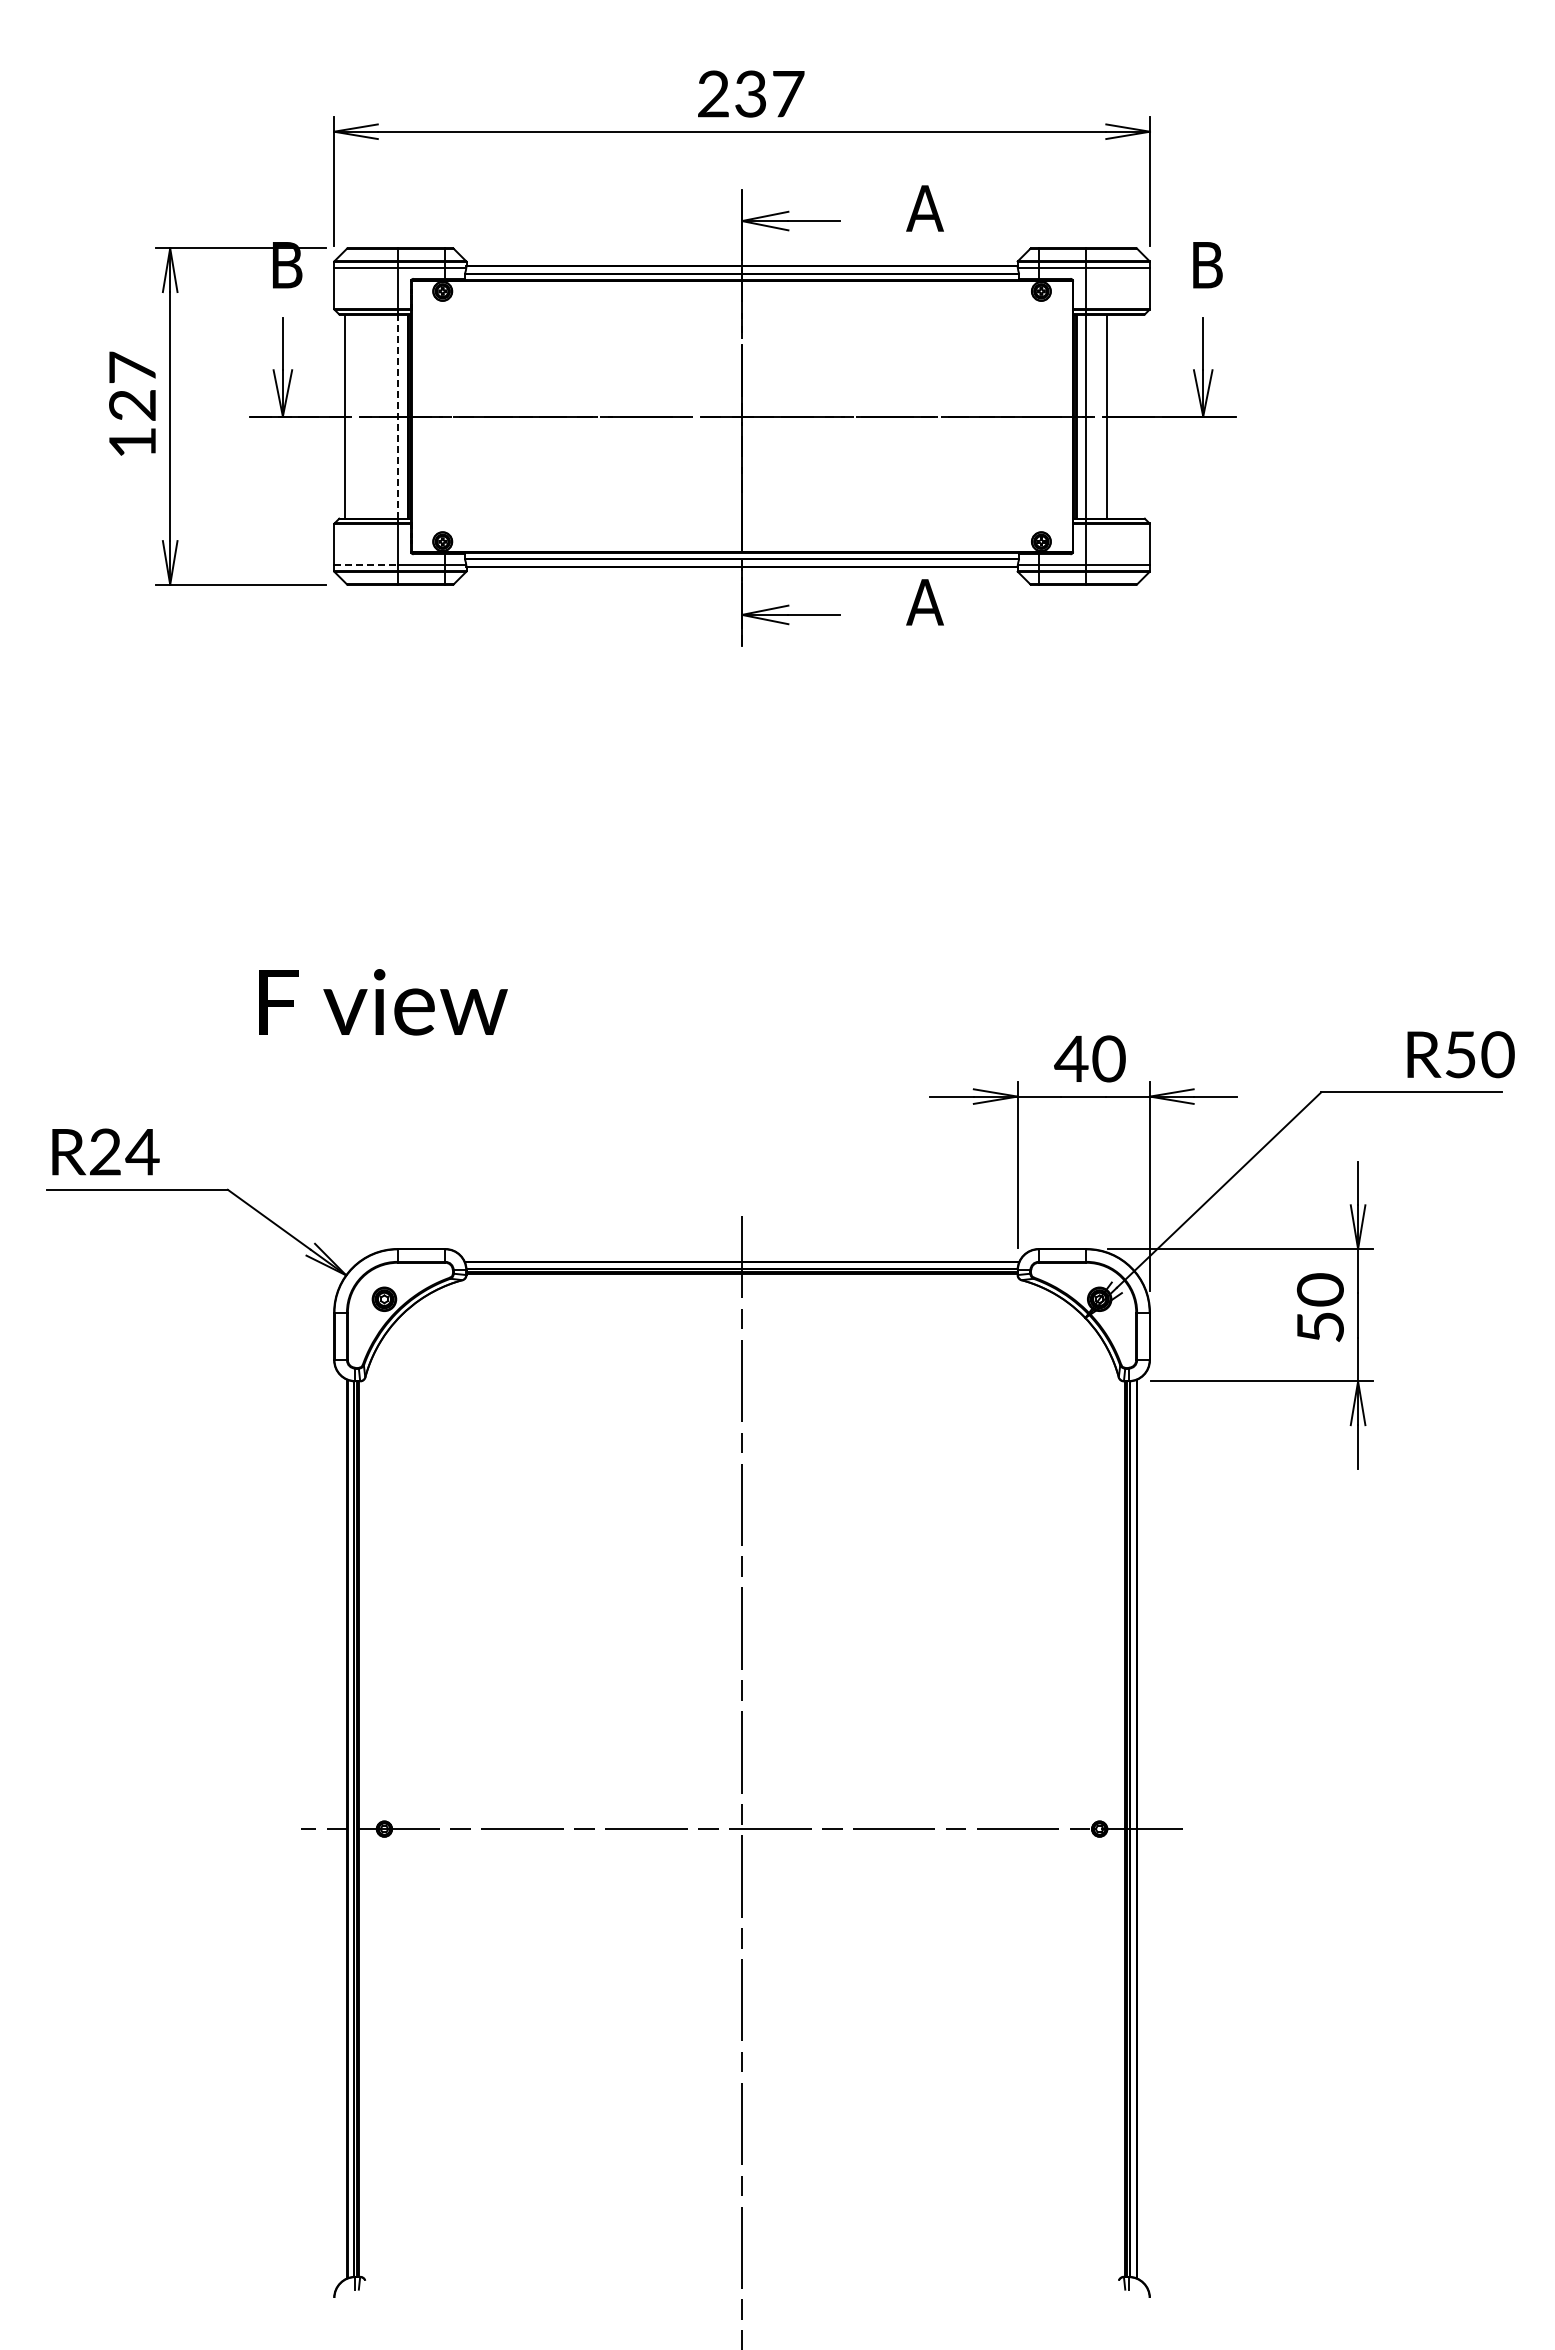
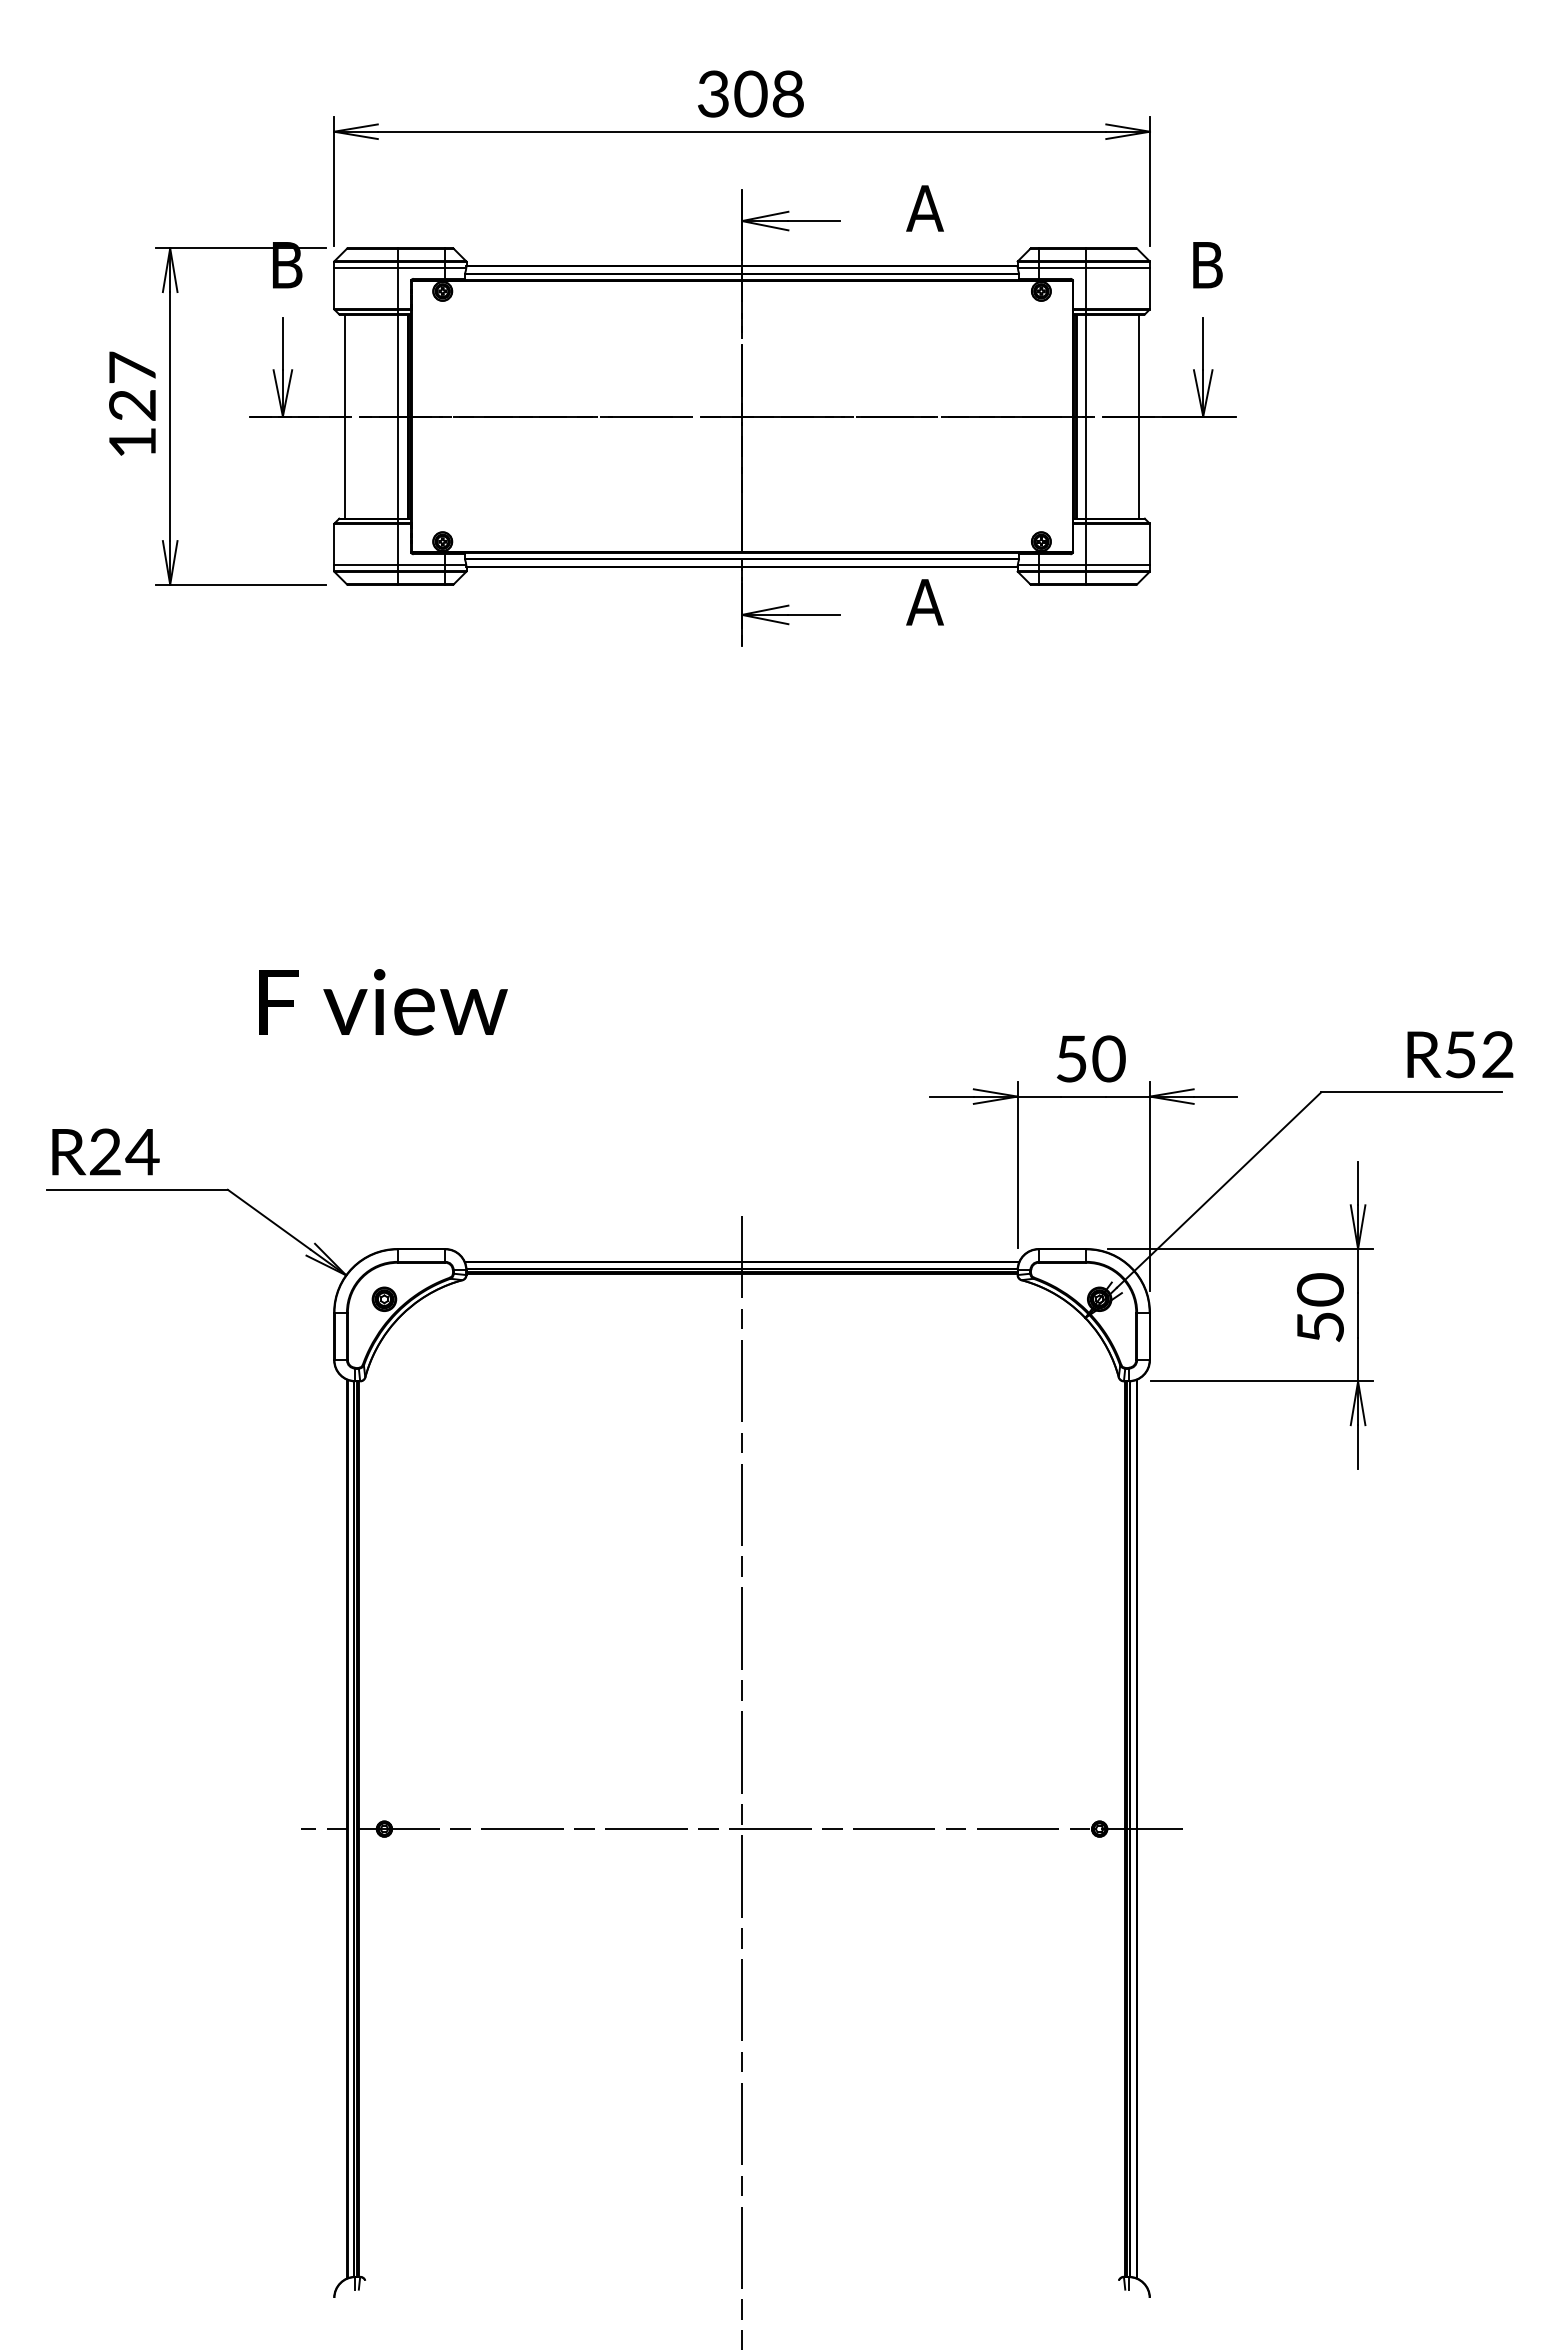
text: 237 -> 308 (751, 93)
line: dashed -> solid (397, 416)
line position: (1107, 416) -> (1139, 416) (1139, 416)
line: dashed -> solid (365, 564)
text: R50 -> R52 (1497, 1054)
text: 40 -> 50 (1071, 1058)
